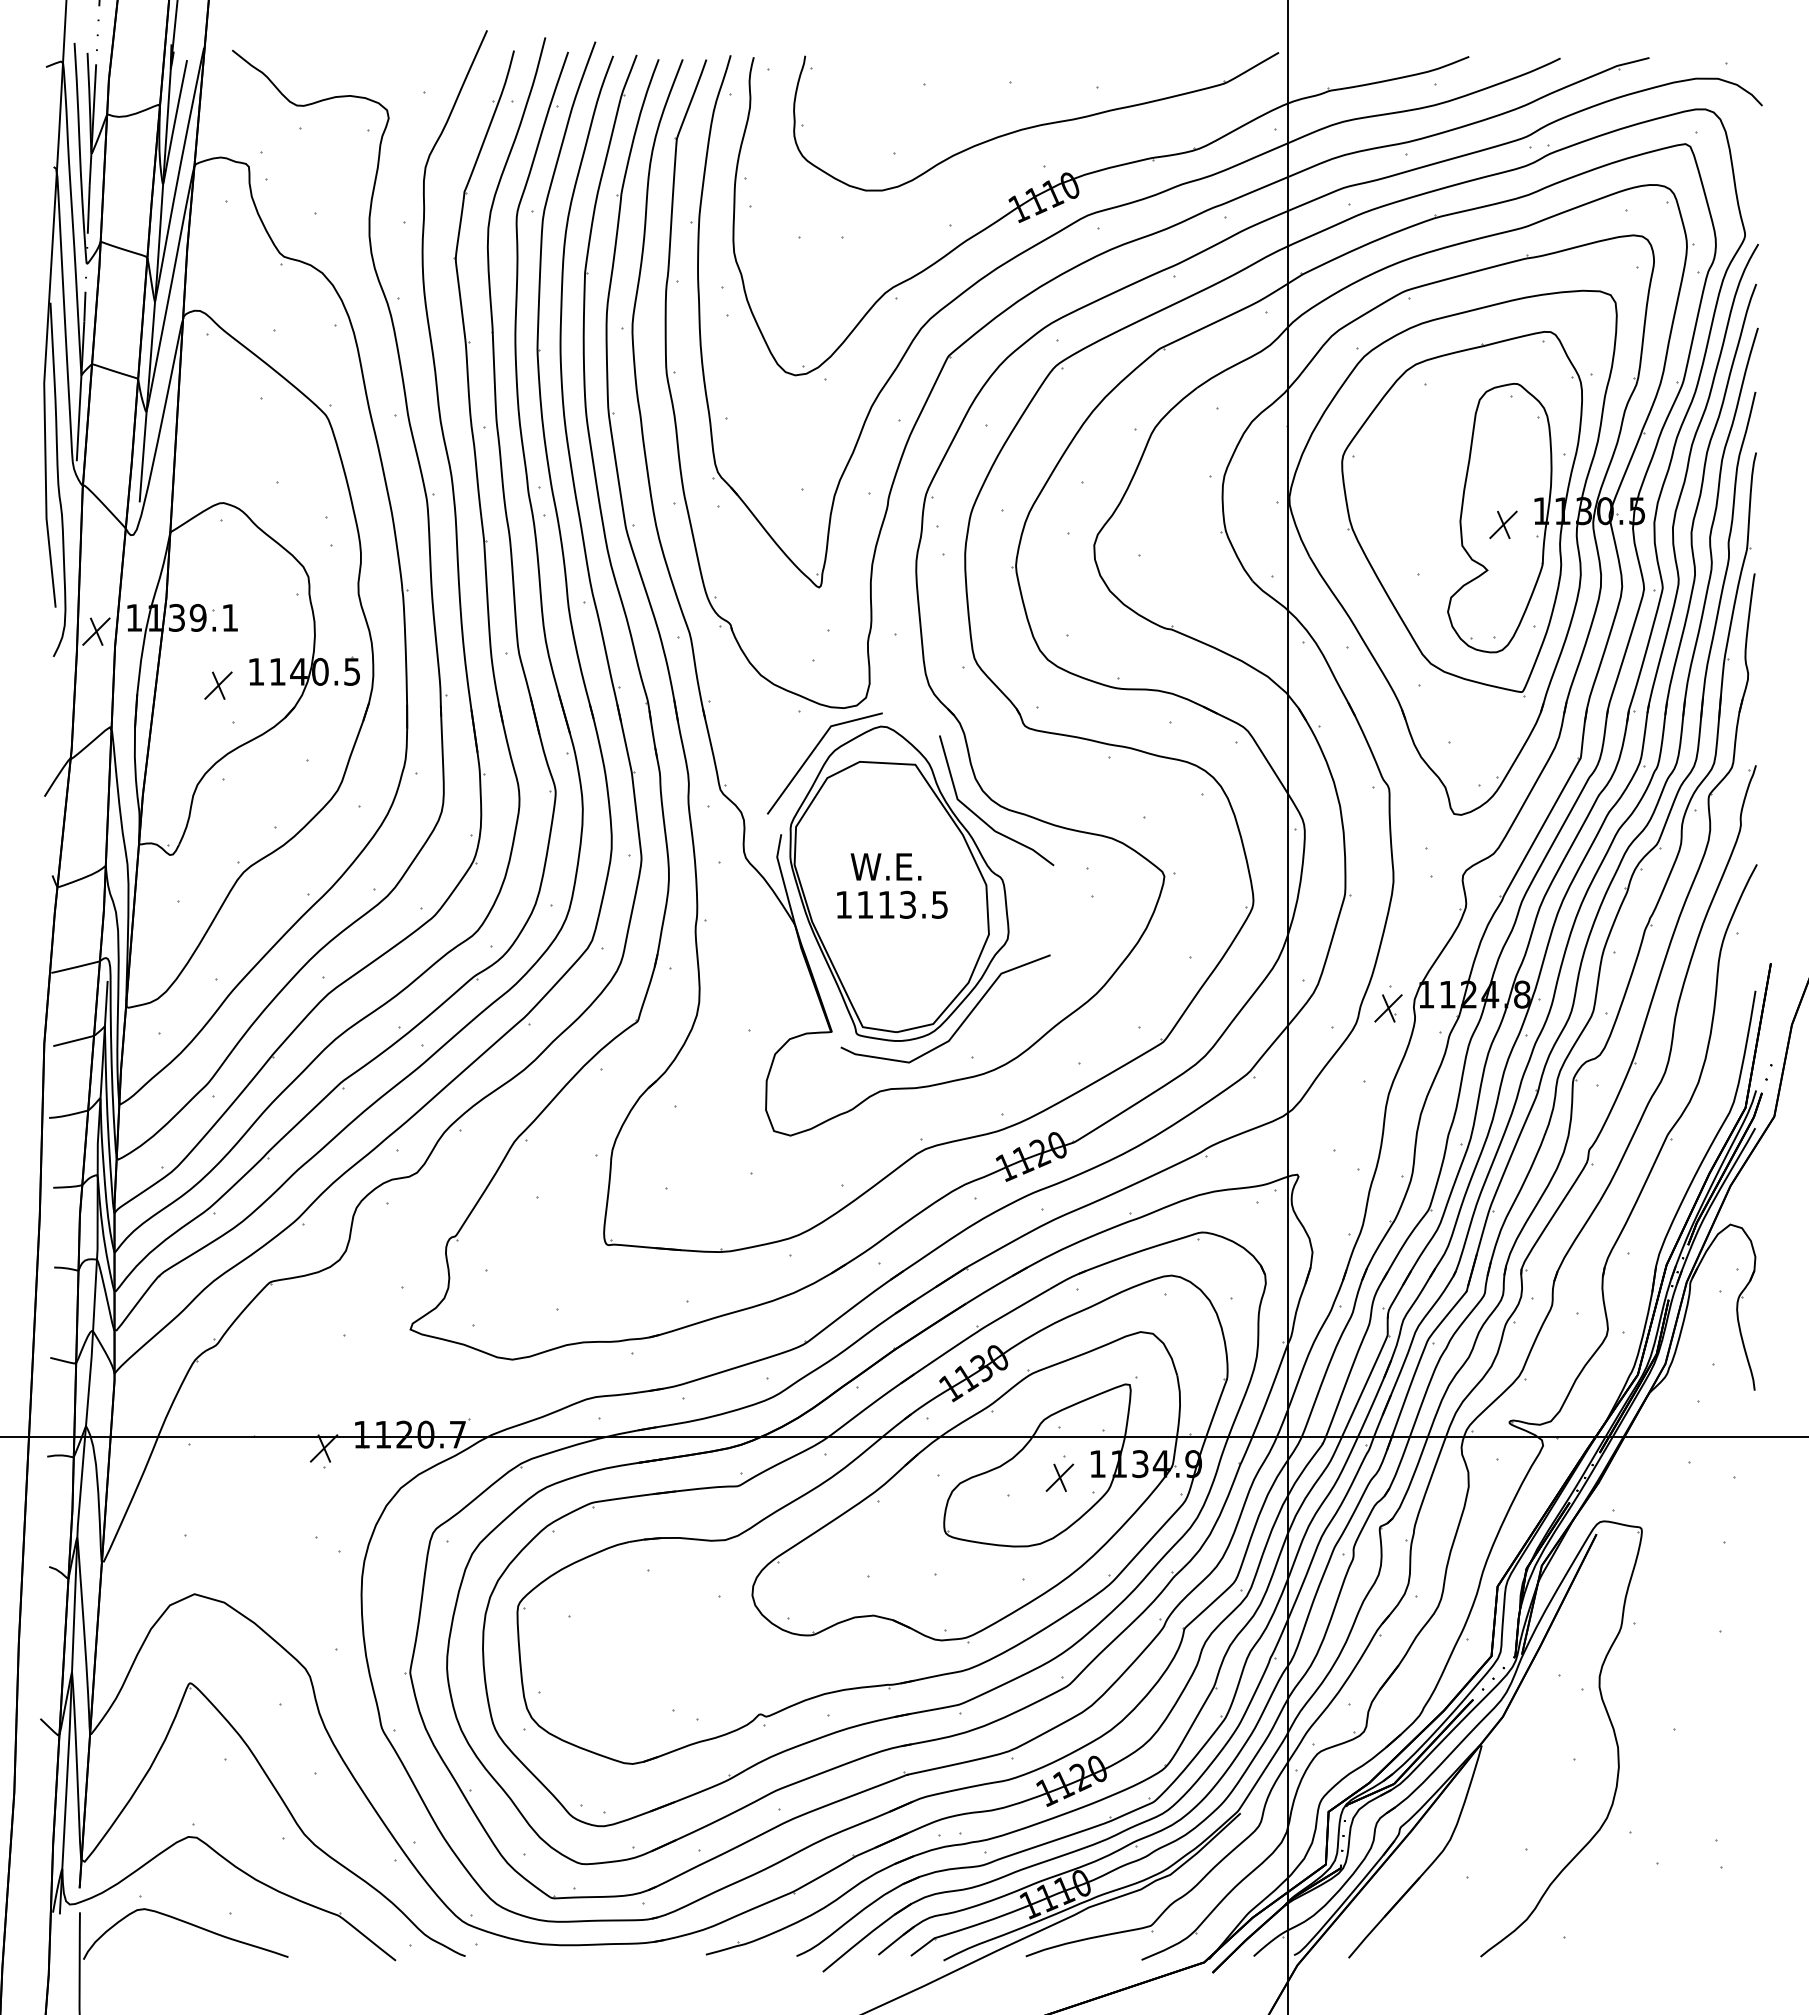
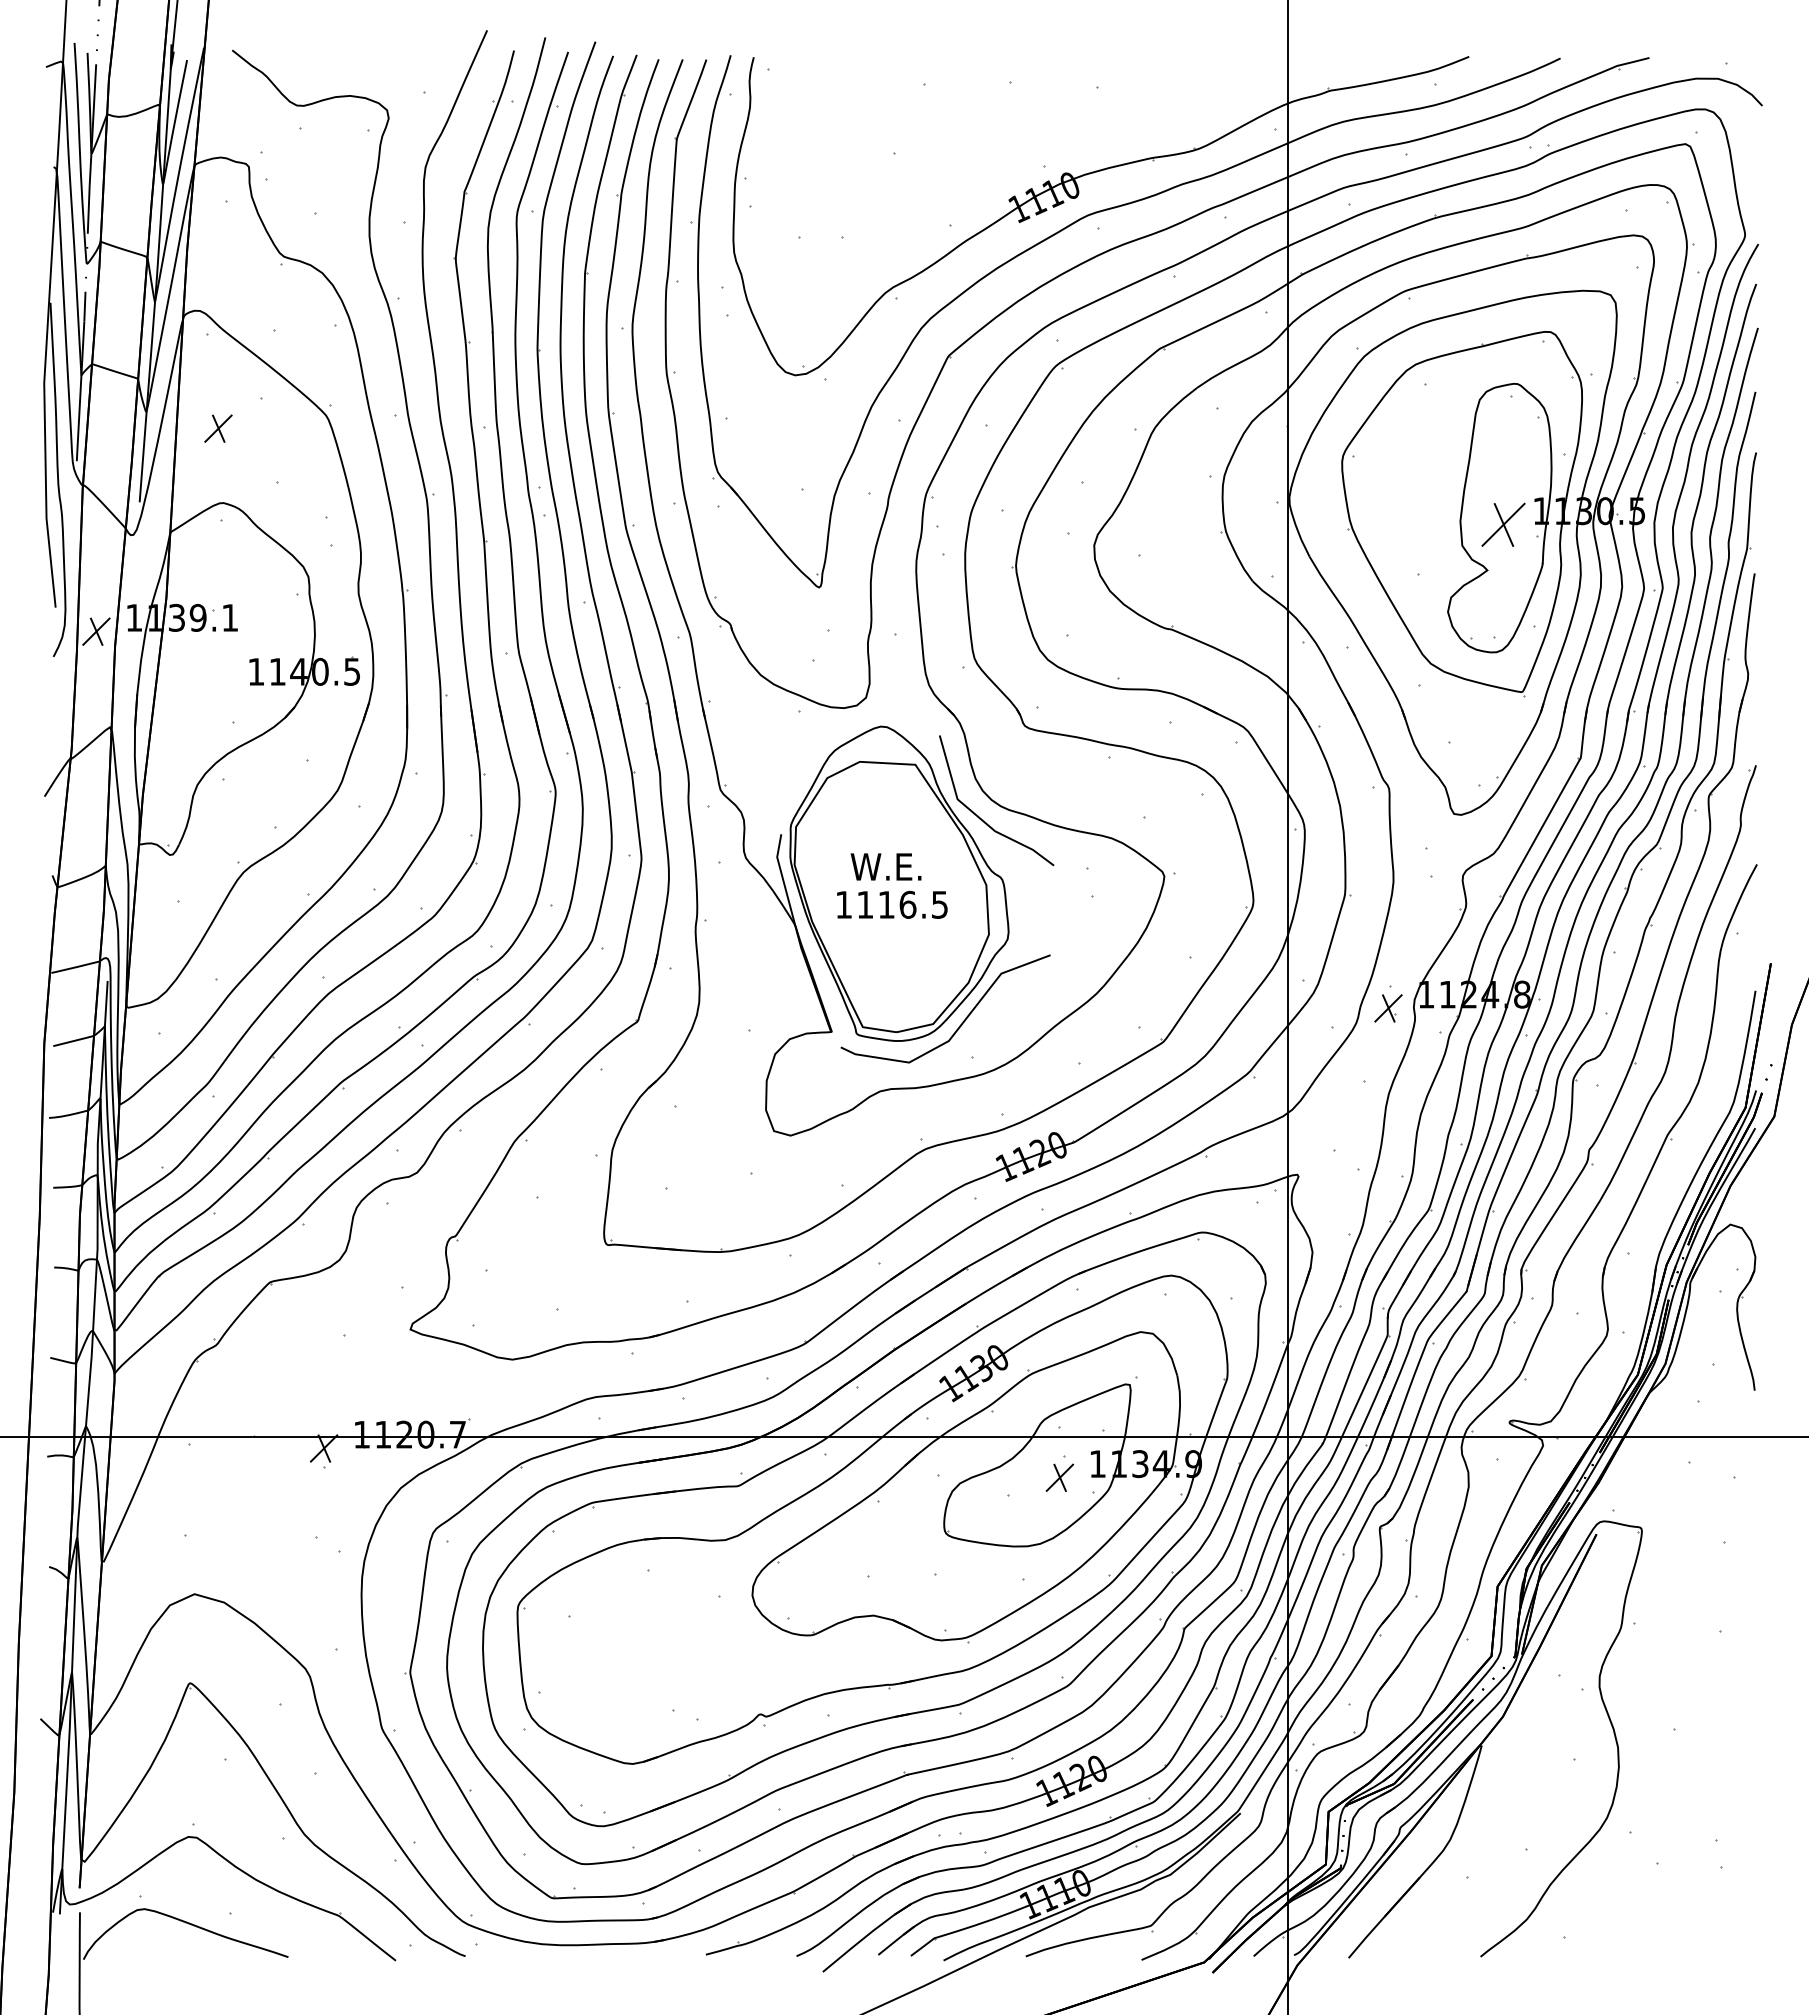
part: present -> none (1036, 121)
part size: 29x30 px -> 45x45 px (1503, 524)
part position: (218, 685) -> (218, 428) (218, 428)
line: present -> none (811, 755)
text: 1113.5 -> 1116.5 (907, 904)
